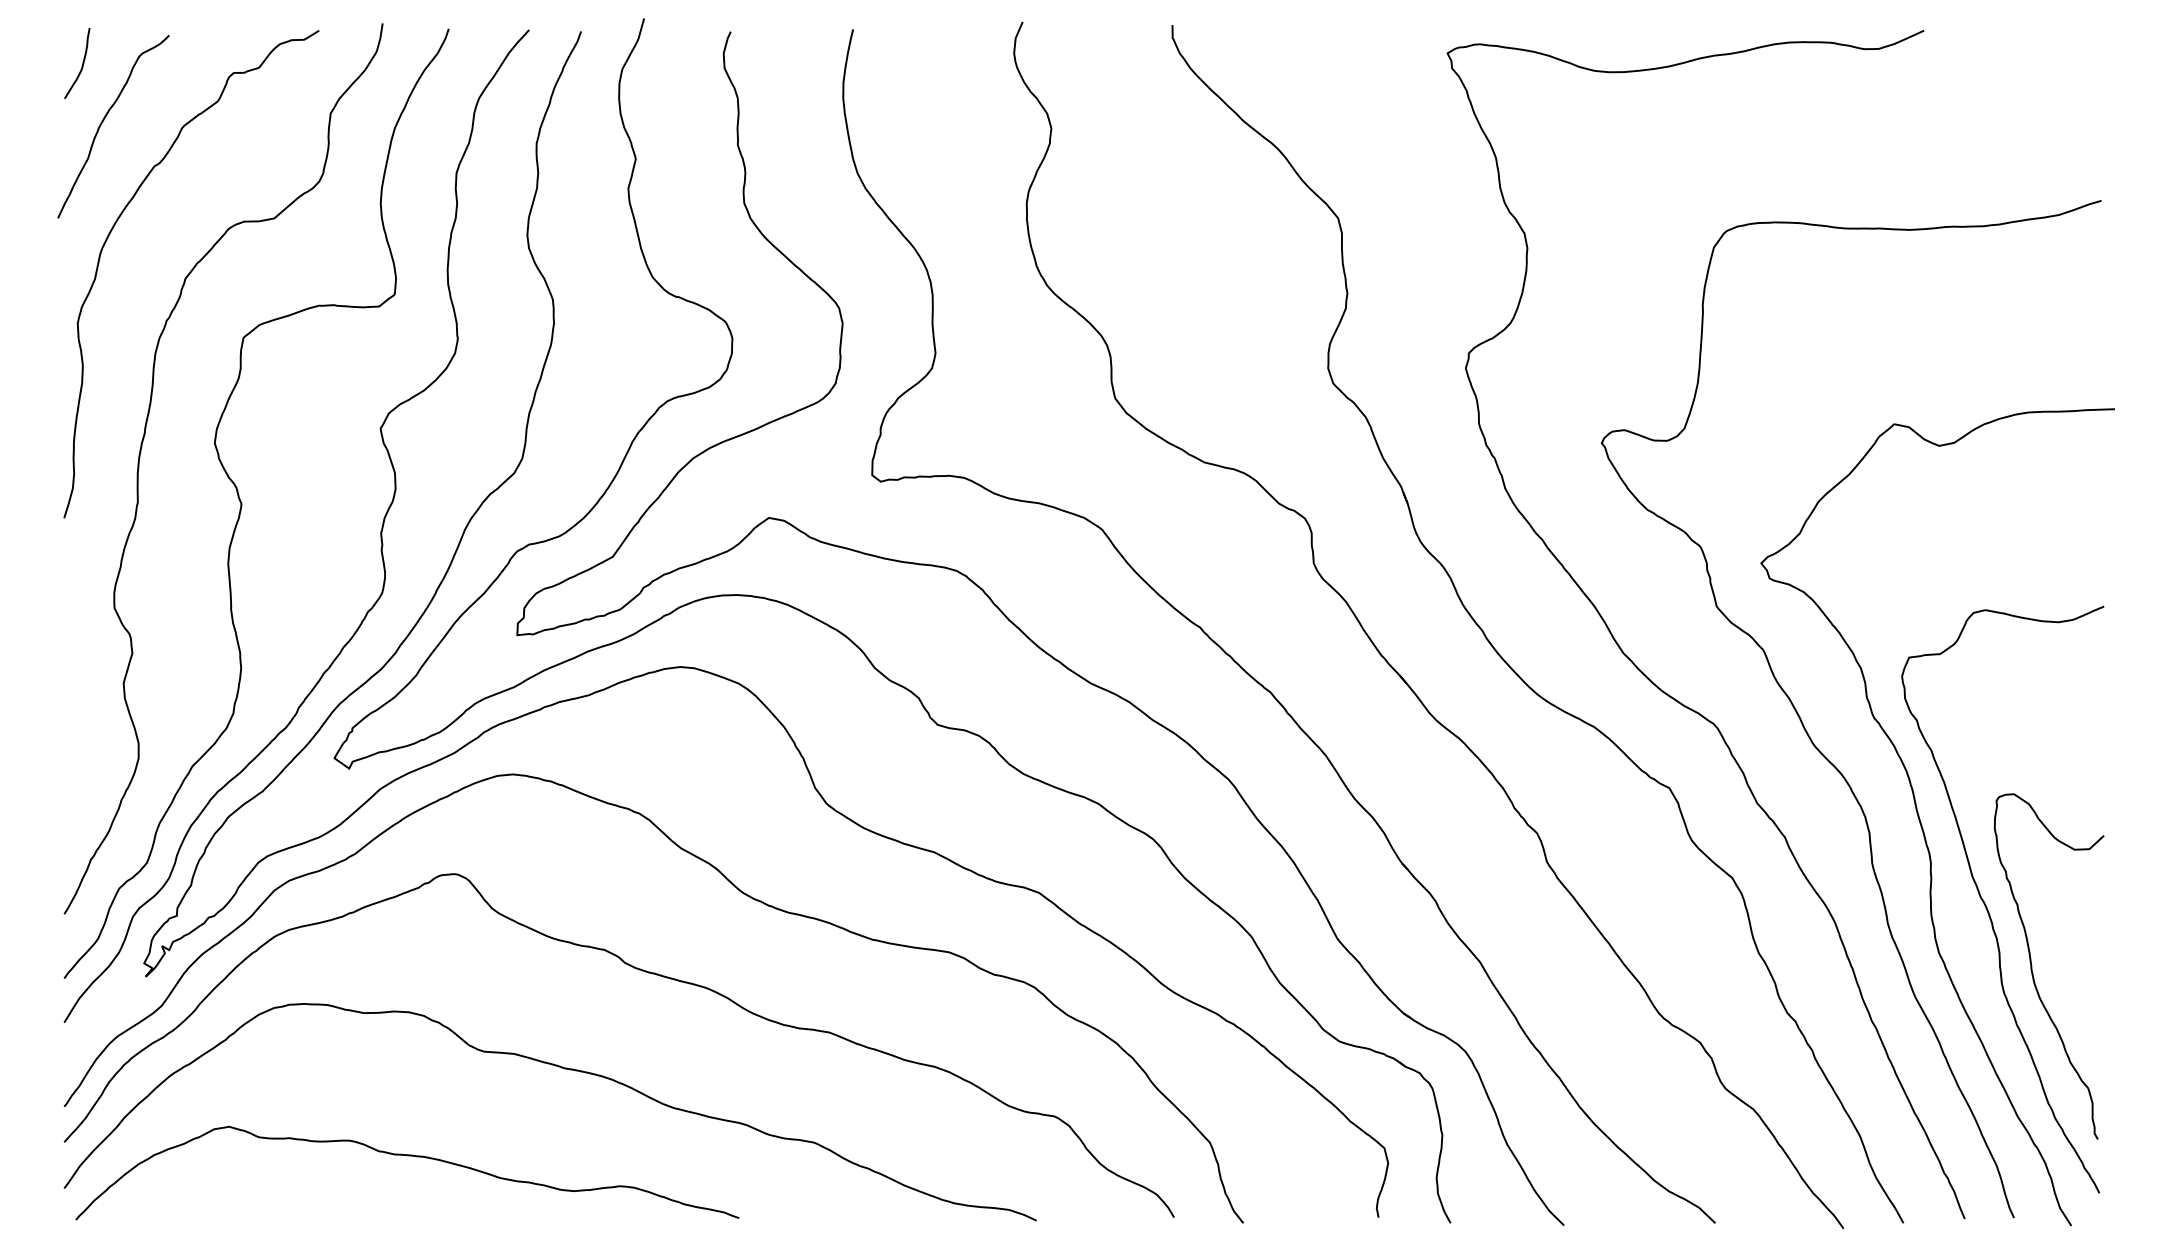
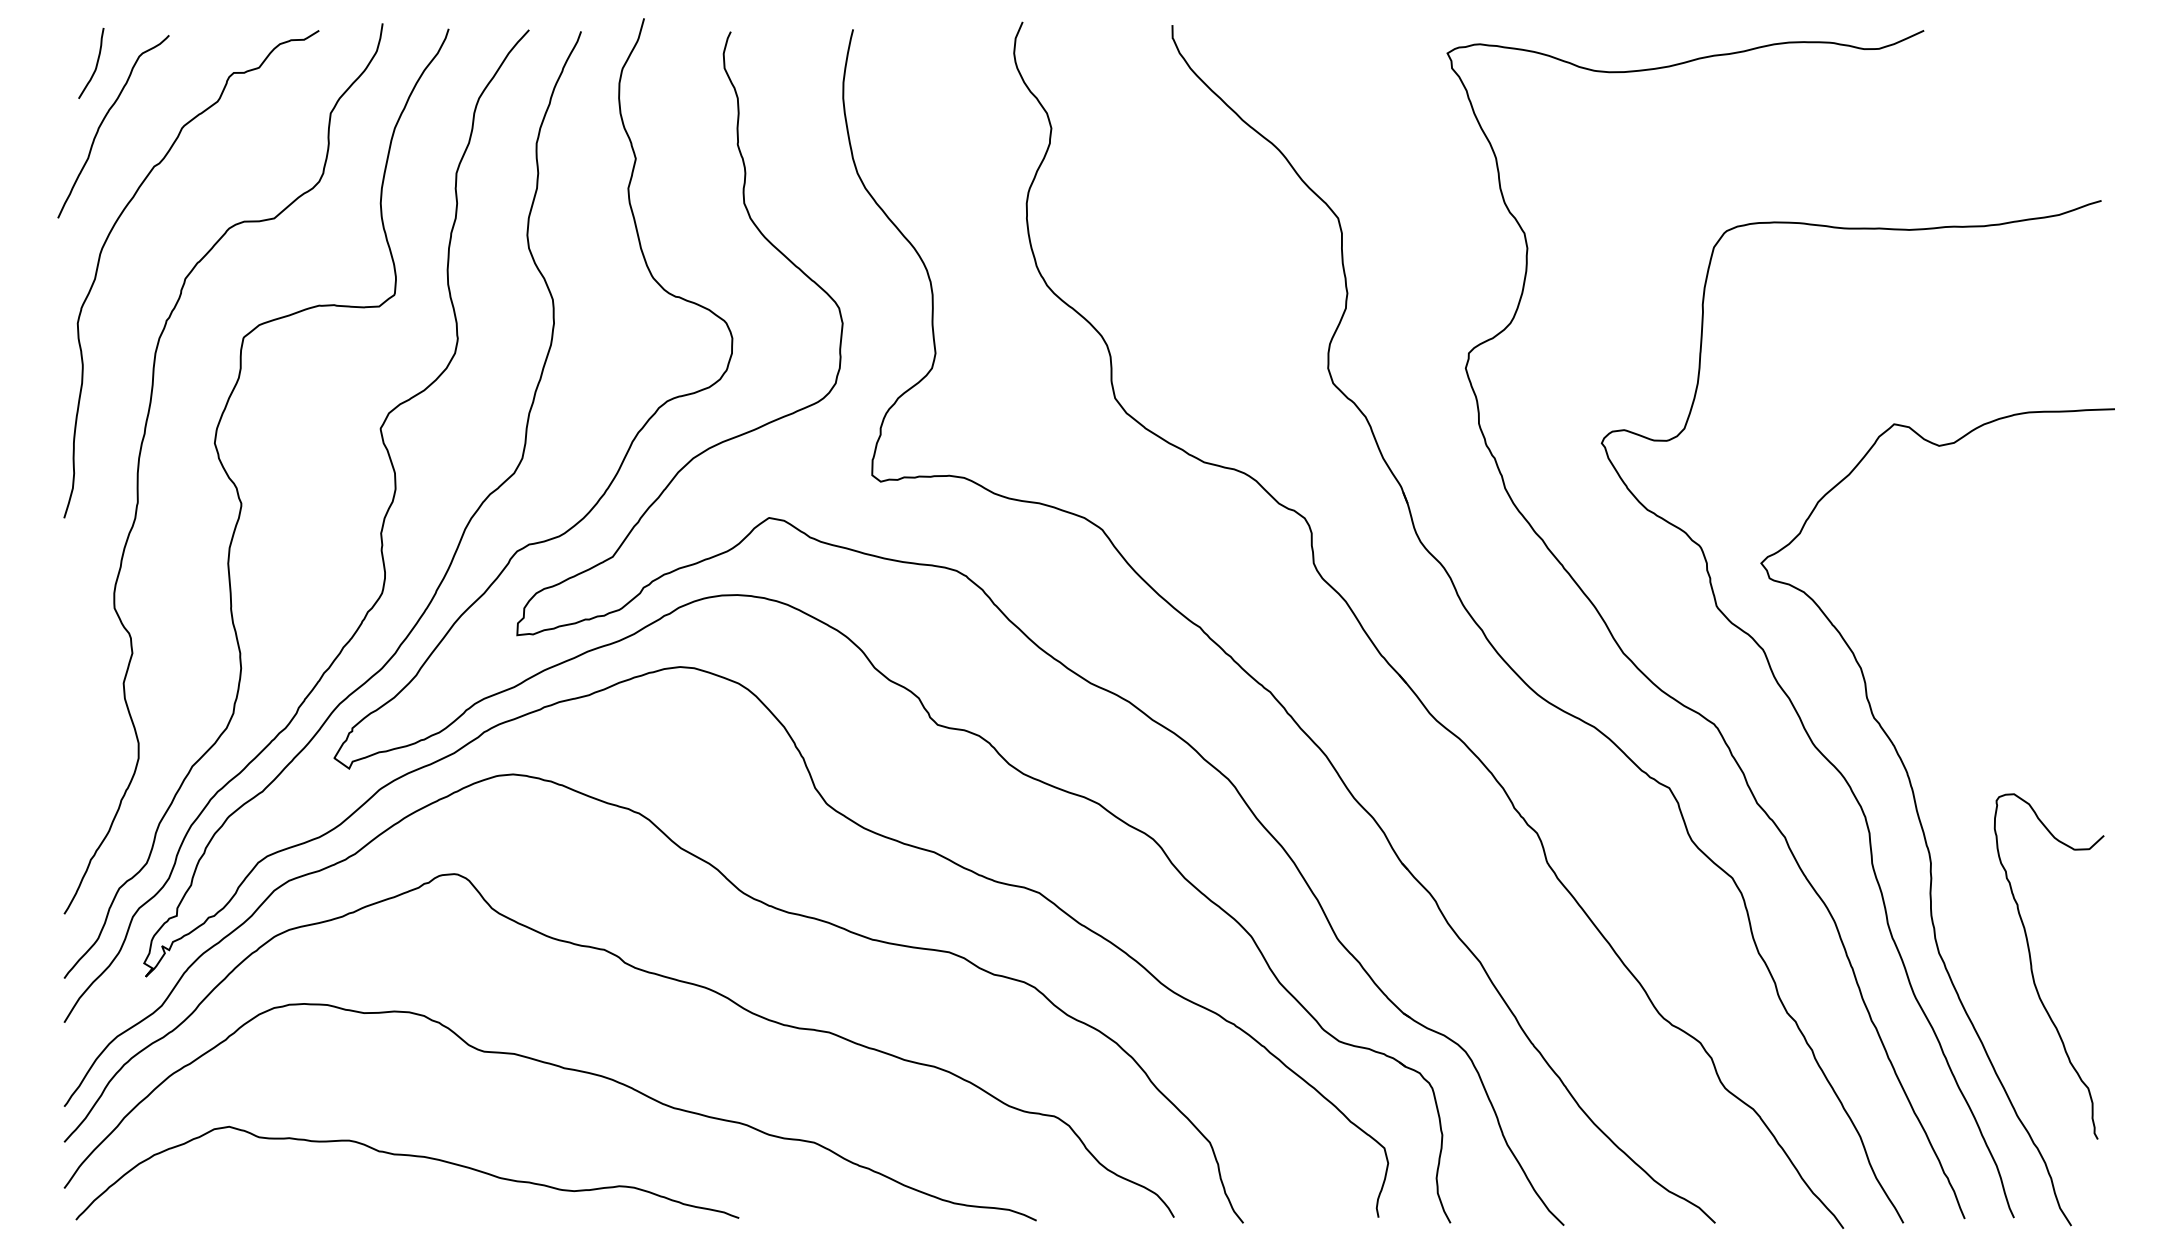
curve position: (81, 65) -> (95, 65) (95, 65)
curve: present -> none (1987, 907)
